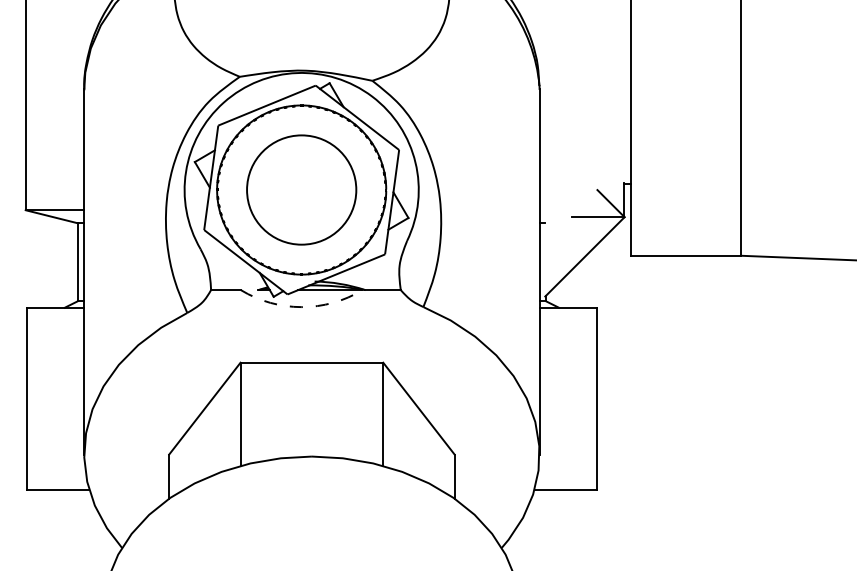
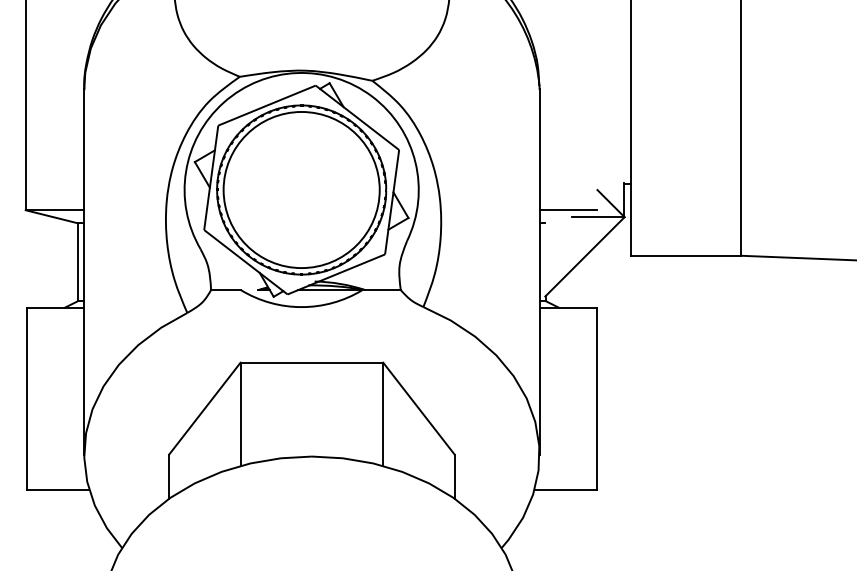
circle diameter: 109 px -> 156 px (301, 189)
line: none -> present (568, 210)
arc: dashed -> solid (301, 307)
